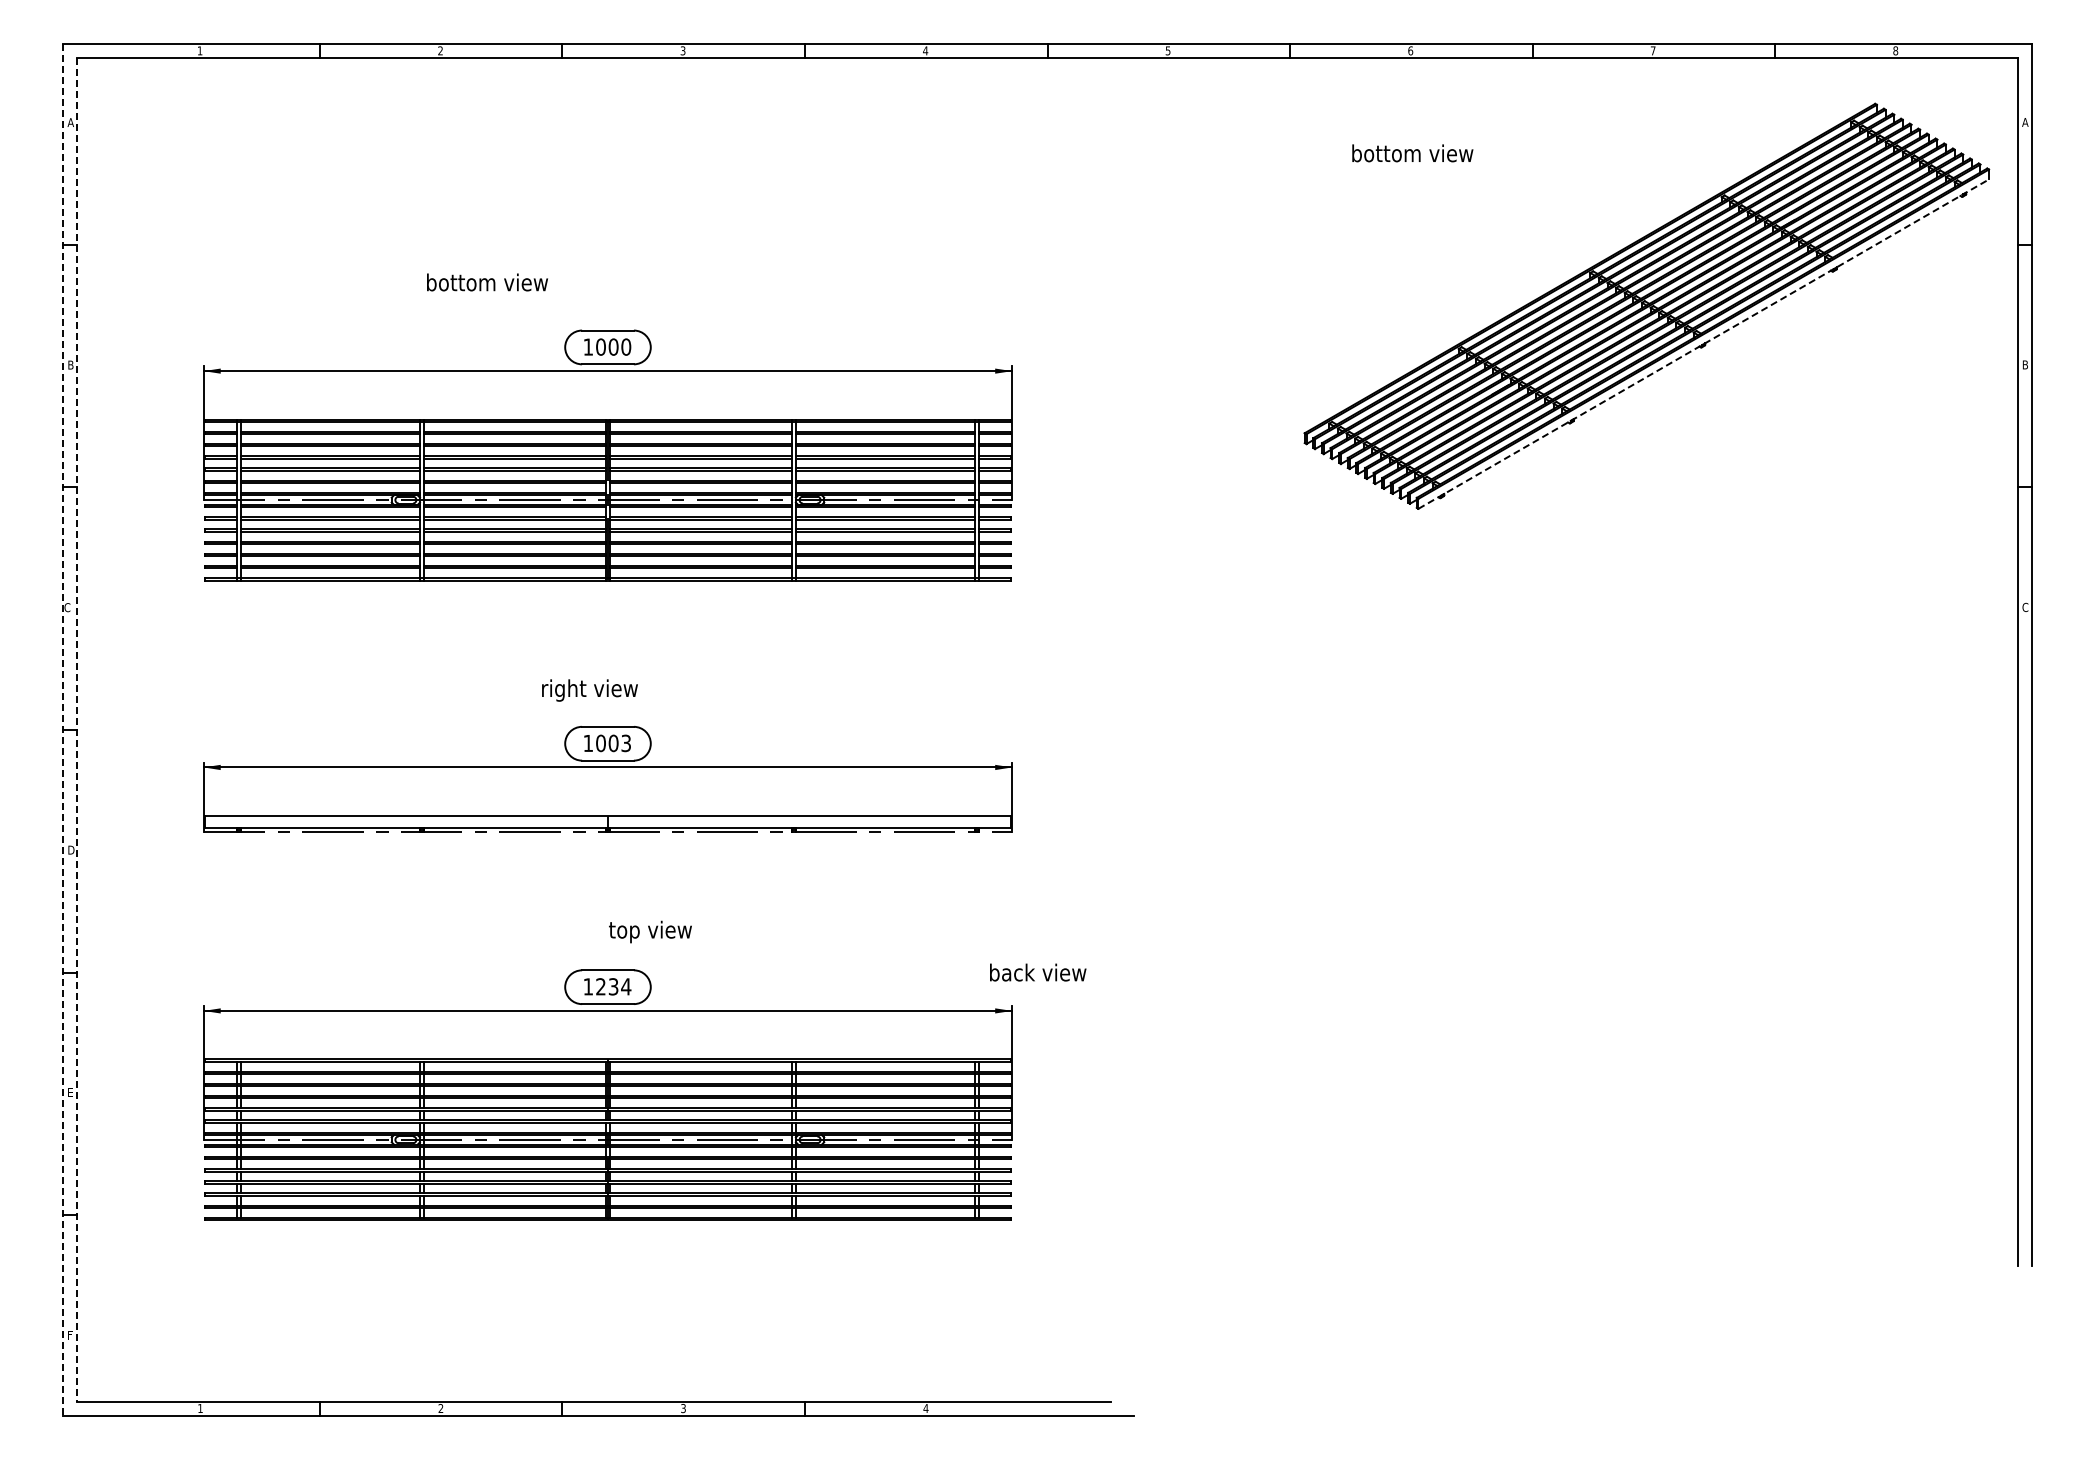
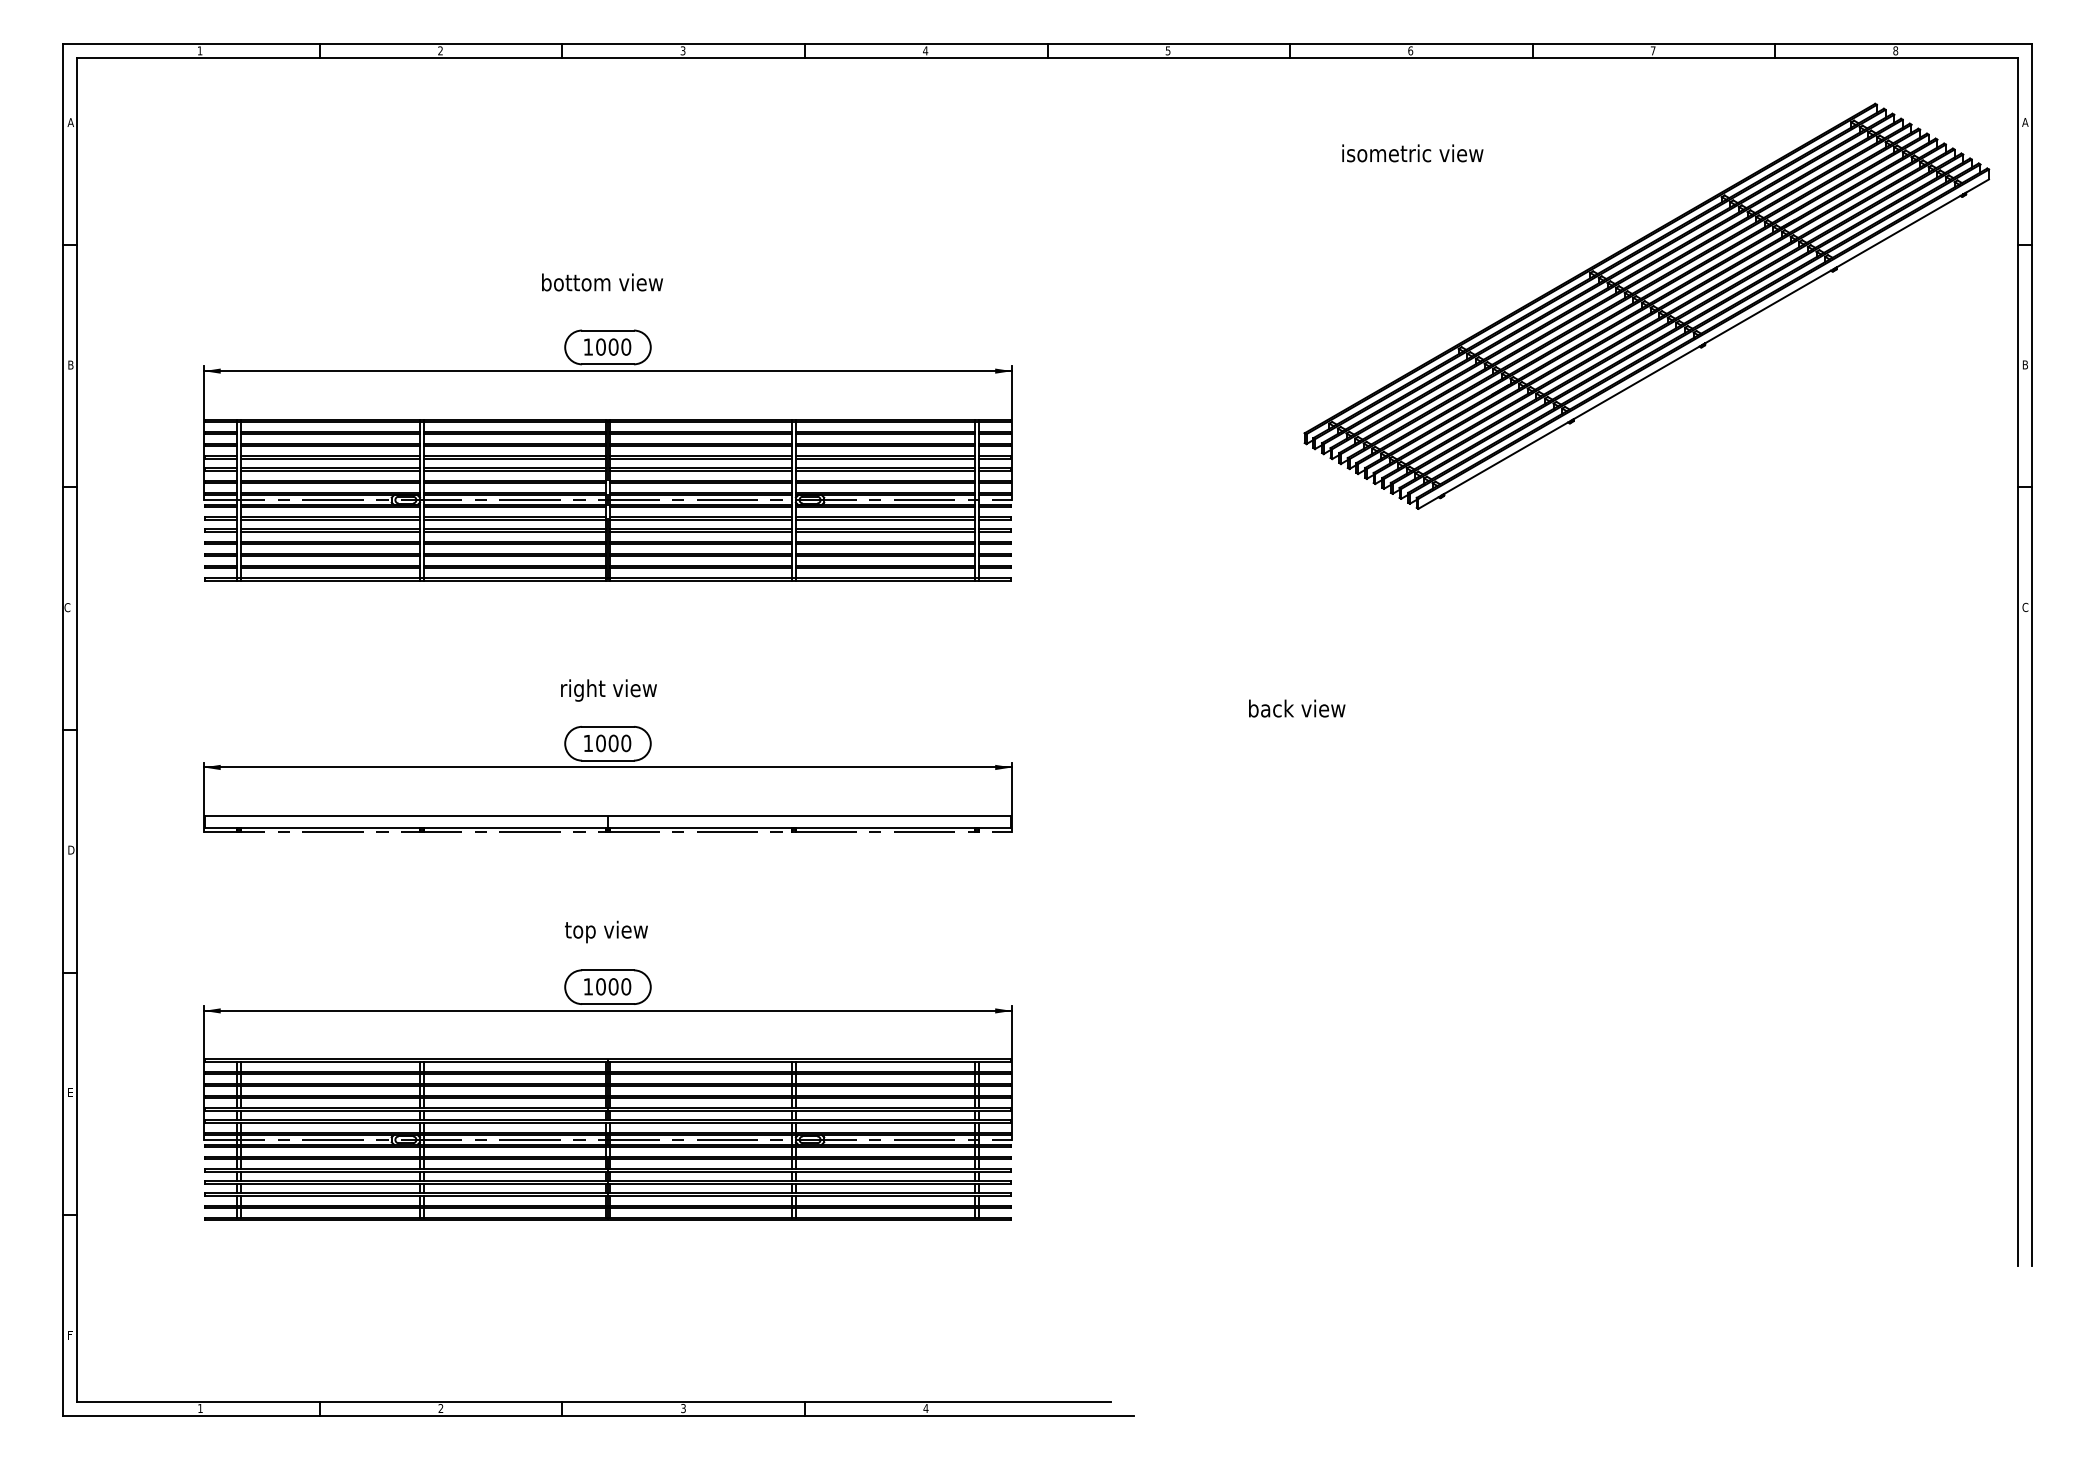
text: bottom view -> isometric view (1412, 153)
text position: (487, 282) -> (602, 282) (602, 282)
line: dashed -> solid (1704, 343)
text position: (589, 690) -> (608, 690) (608, 690)
line: dashed -> solid (62, 730)
line: dashed -> solid (77, 730)
text: 1003 -> 1000 (626, 743)
text position: (650, 931) -> (606, 931) (606, 931)
text position: (1038, 972) -> (1297, 708) (1297, 708)
text: 1234 -> 1000 (613, 986)
